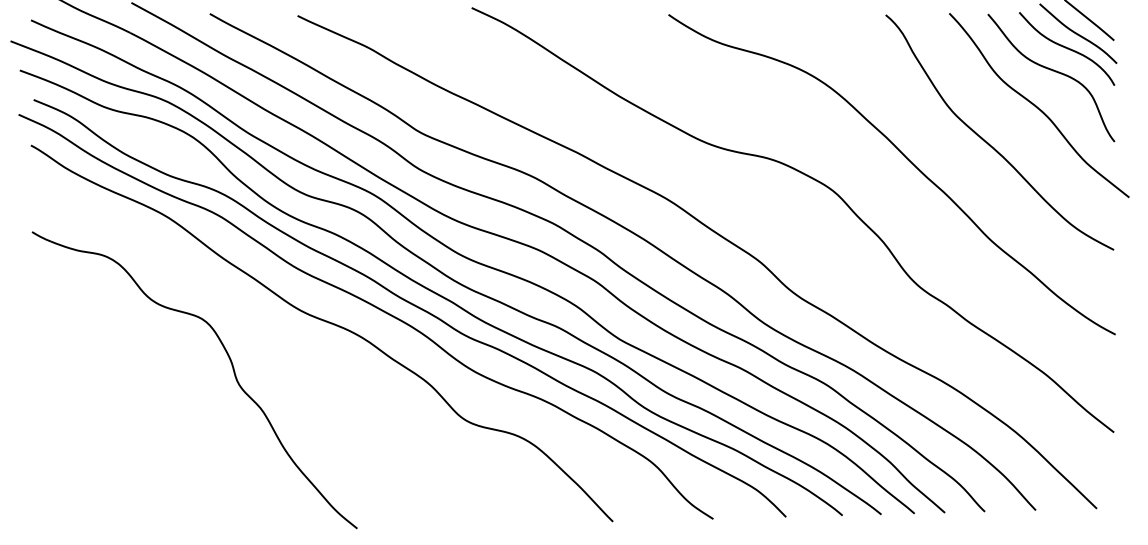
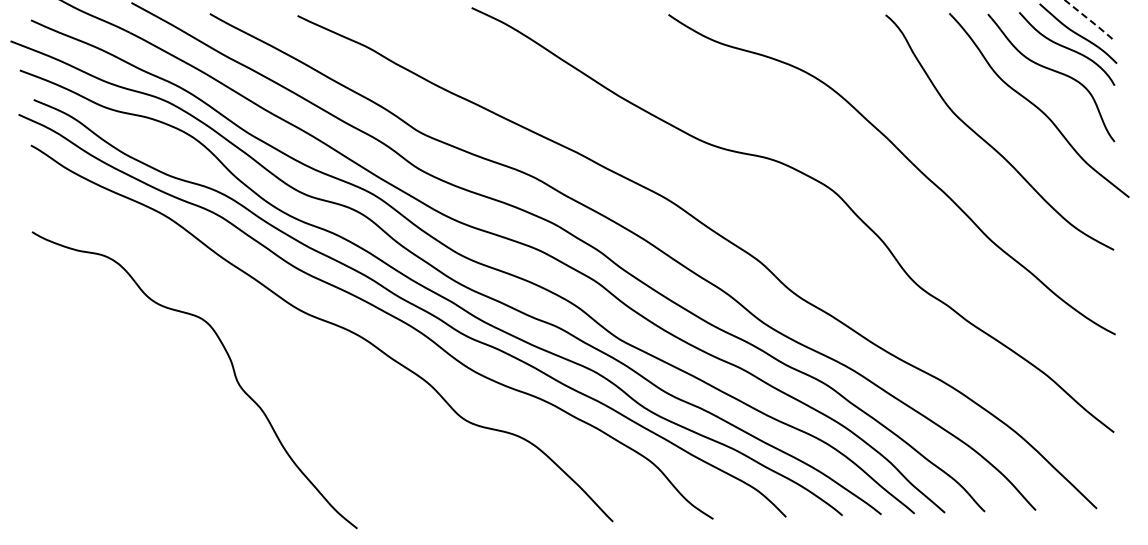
line: solid -> dashed (1091, 21)
